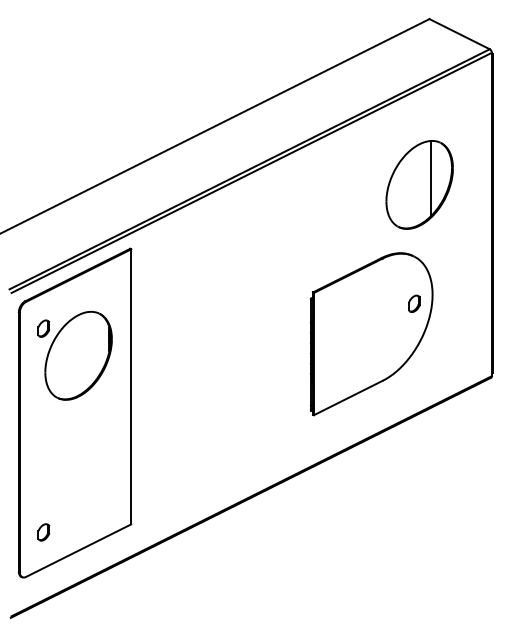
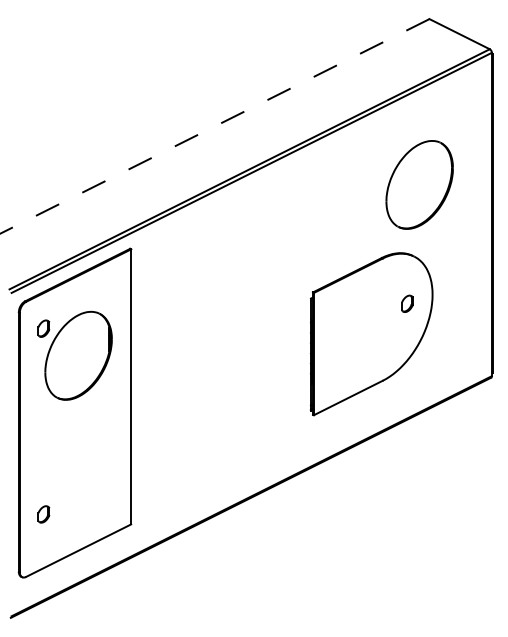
line: solid -> dashed (214, 126)
line: present -> none (430, 178)
part position: (414, 303) -> (407, 303) (407, 303)
part position: (43, 532) -> (43, 514) (43, 514)
